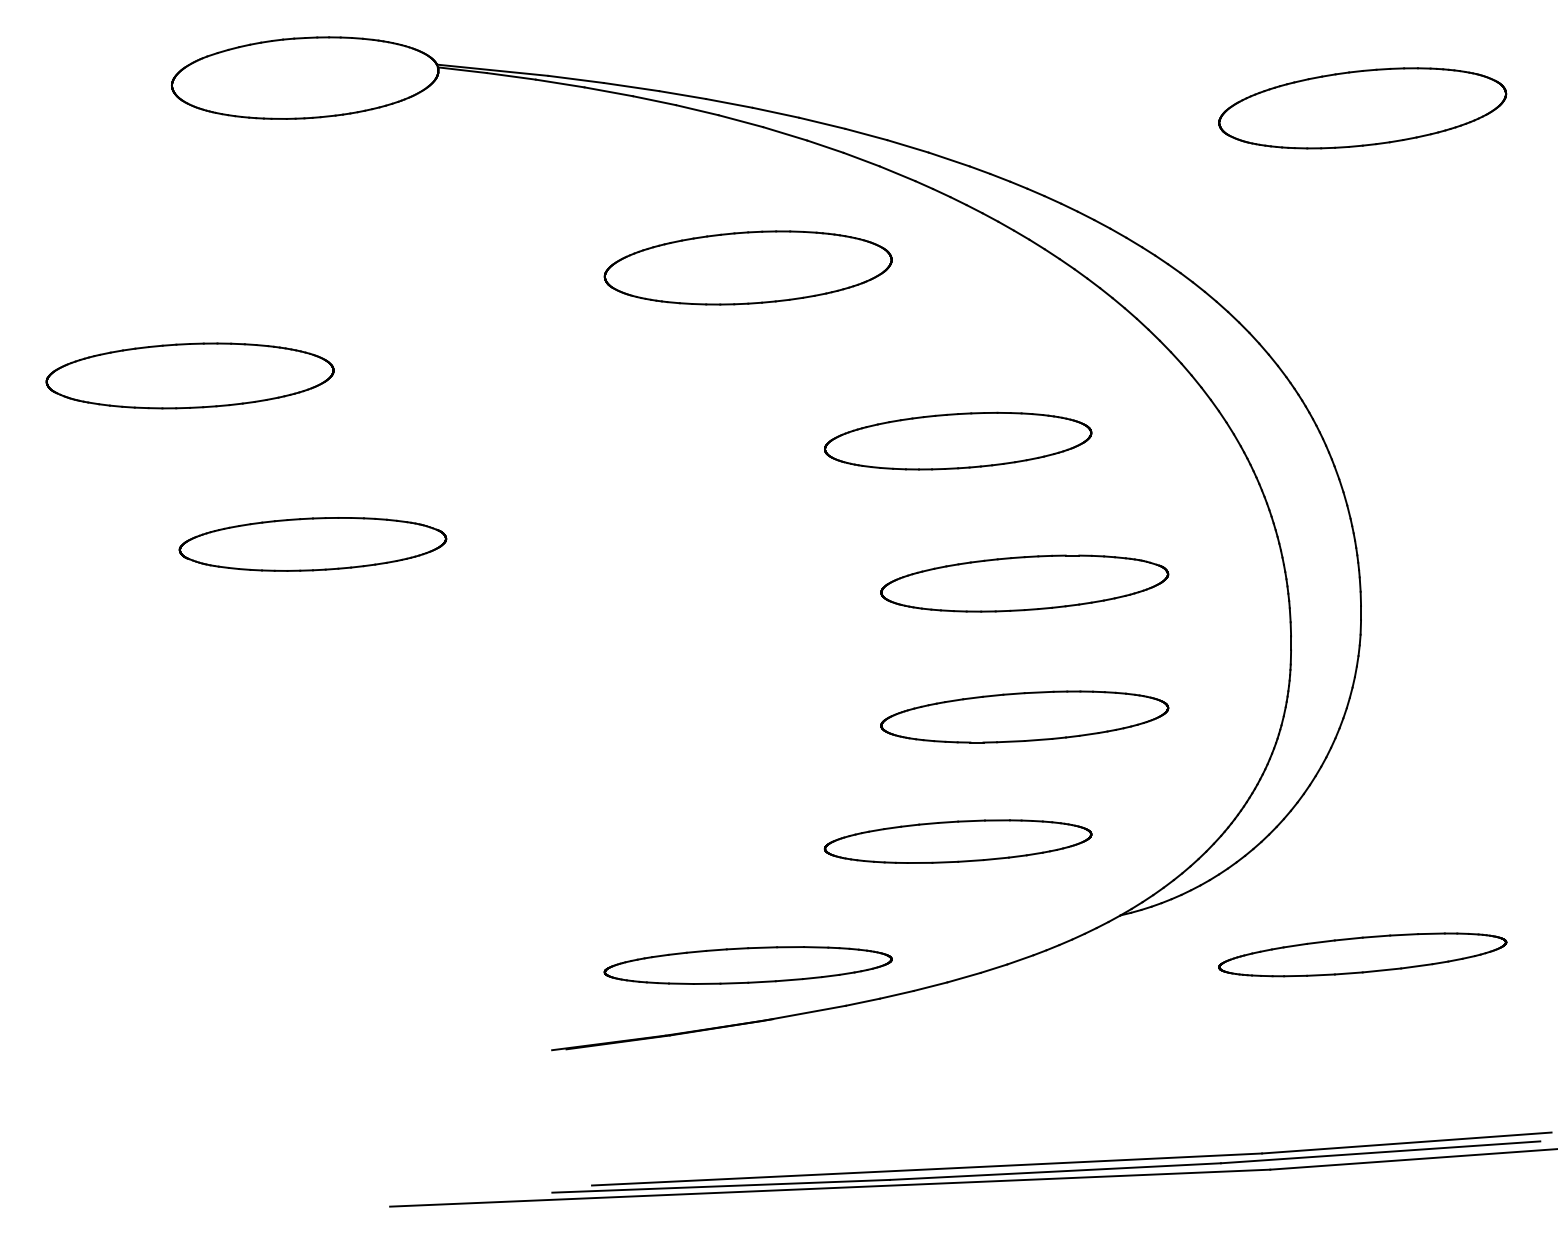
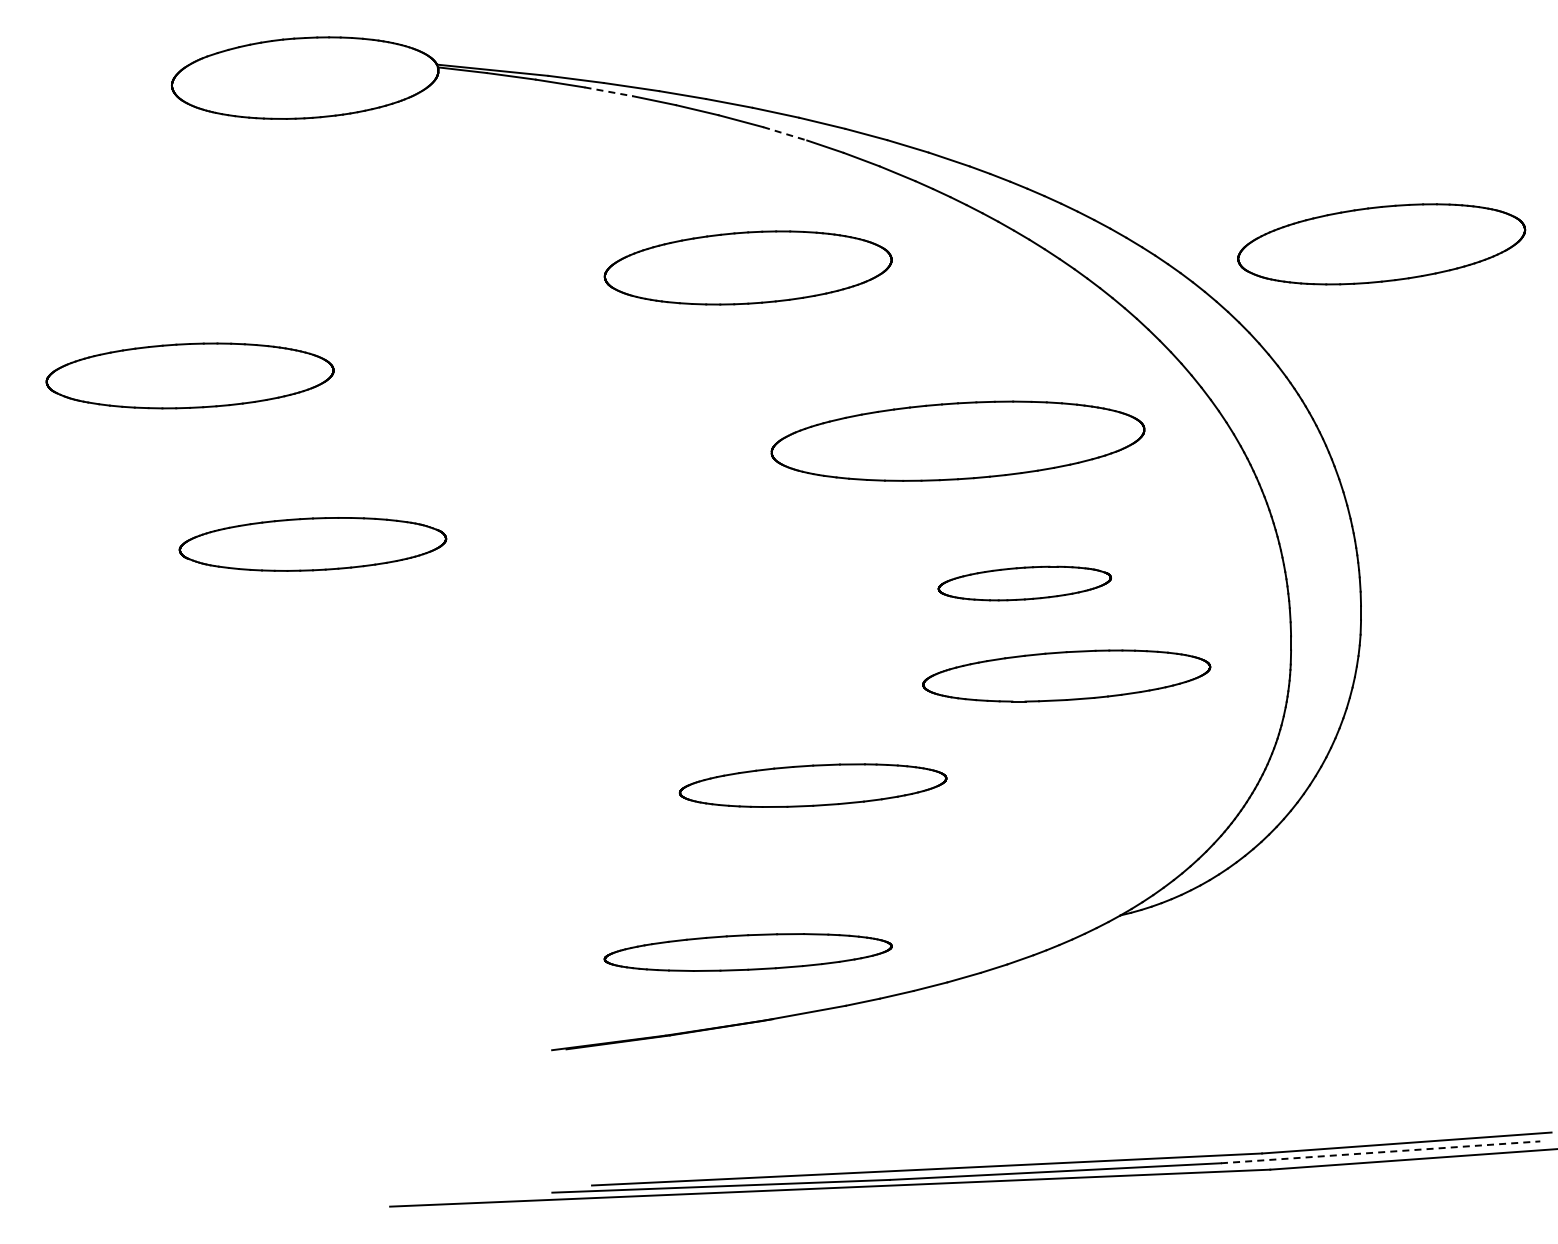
line: solid -> dashed (608, 91)
part position: (1362, 108) -> (1381, 244) (1381, 244)
line: solid -> dashed (785, 133)
part size: 269x60 px -> 376x82 px (957, 440)
part size: 290x59 px -> 175x37 px (1024, 583)
part position: (1024, 716) -> (1066, 675) (1066, 675)
part position: (957, 841) -> (812, 785) (812, 785)
part: present -> none (1362, 954)
part position: (747, 965) -> (747, 952) (747, 952)
line: solid -> dashed (1381, 1152)
